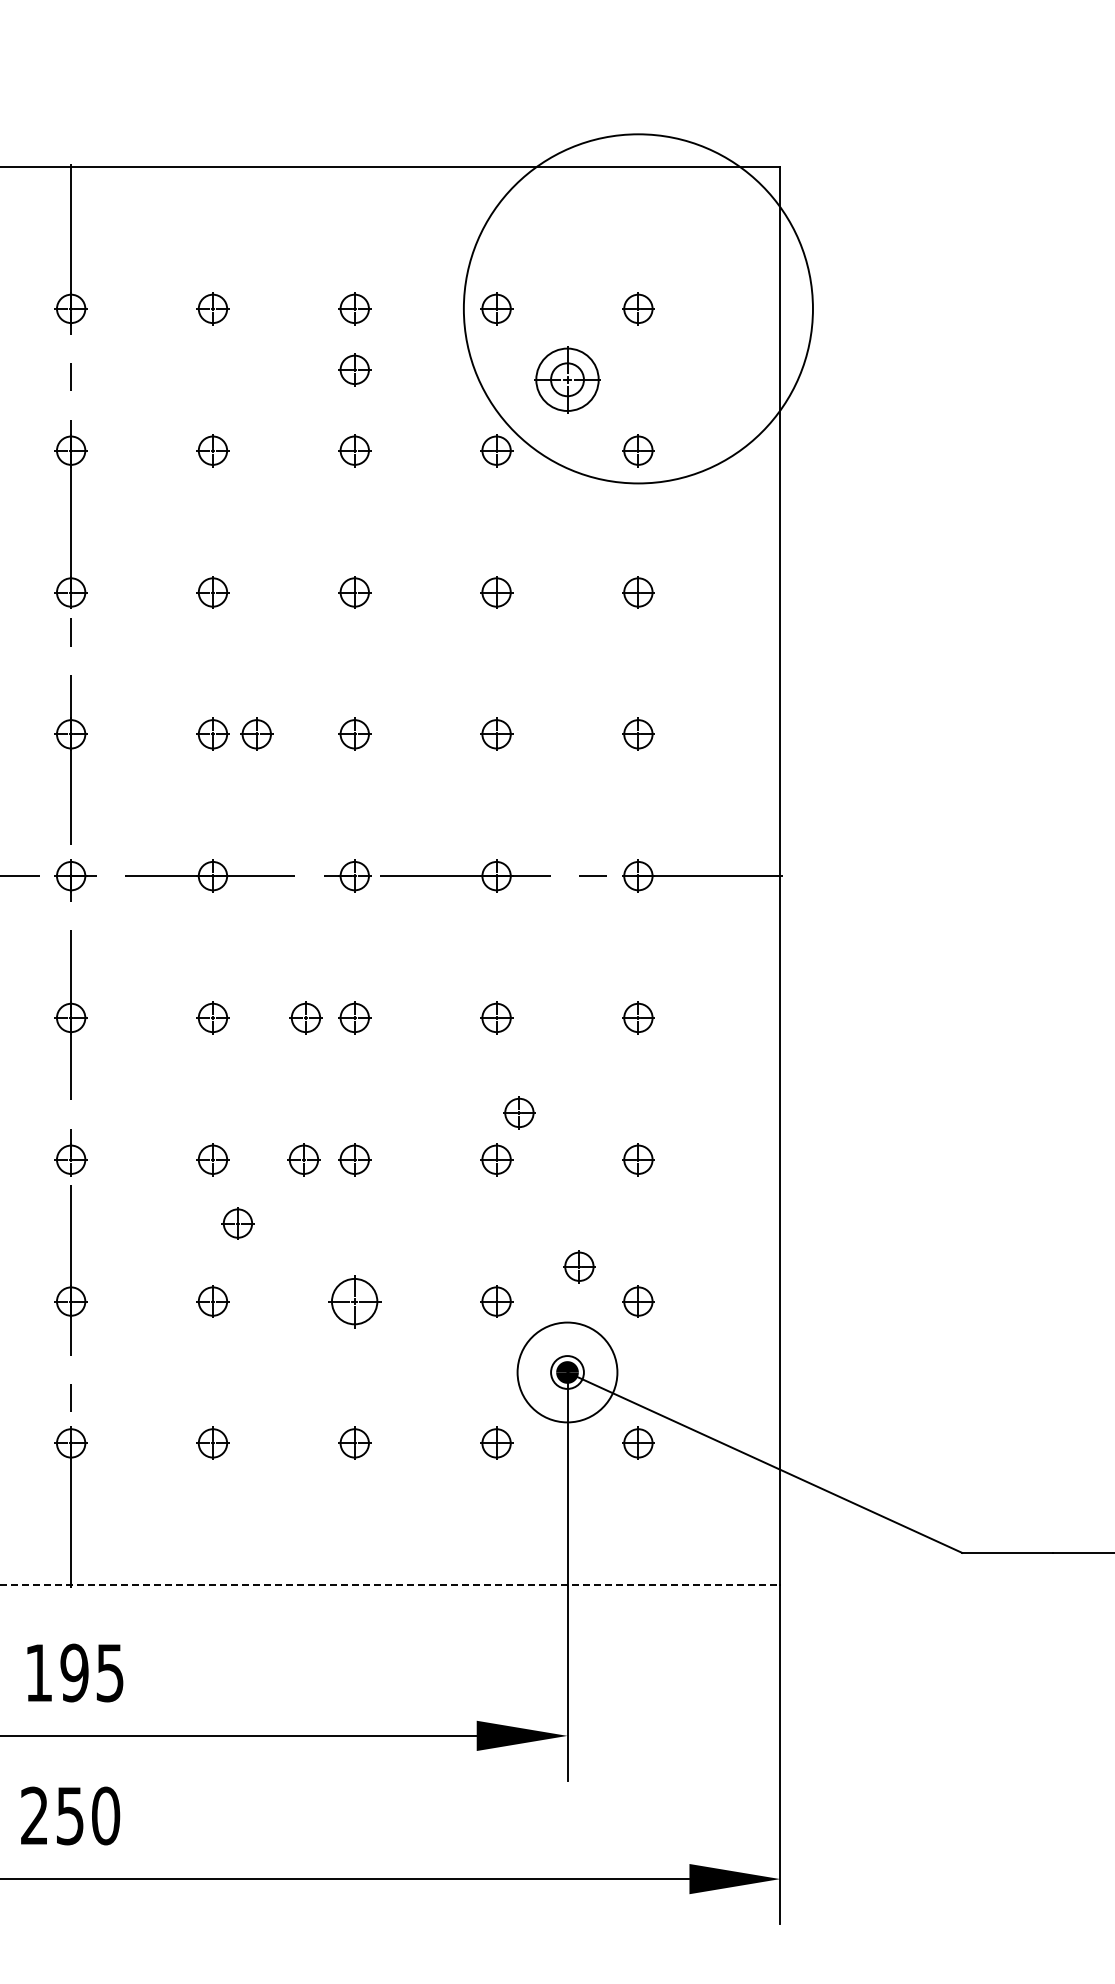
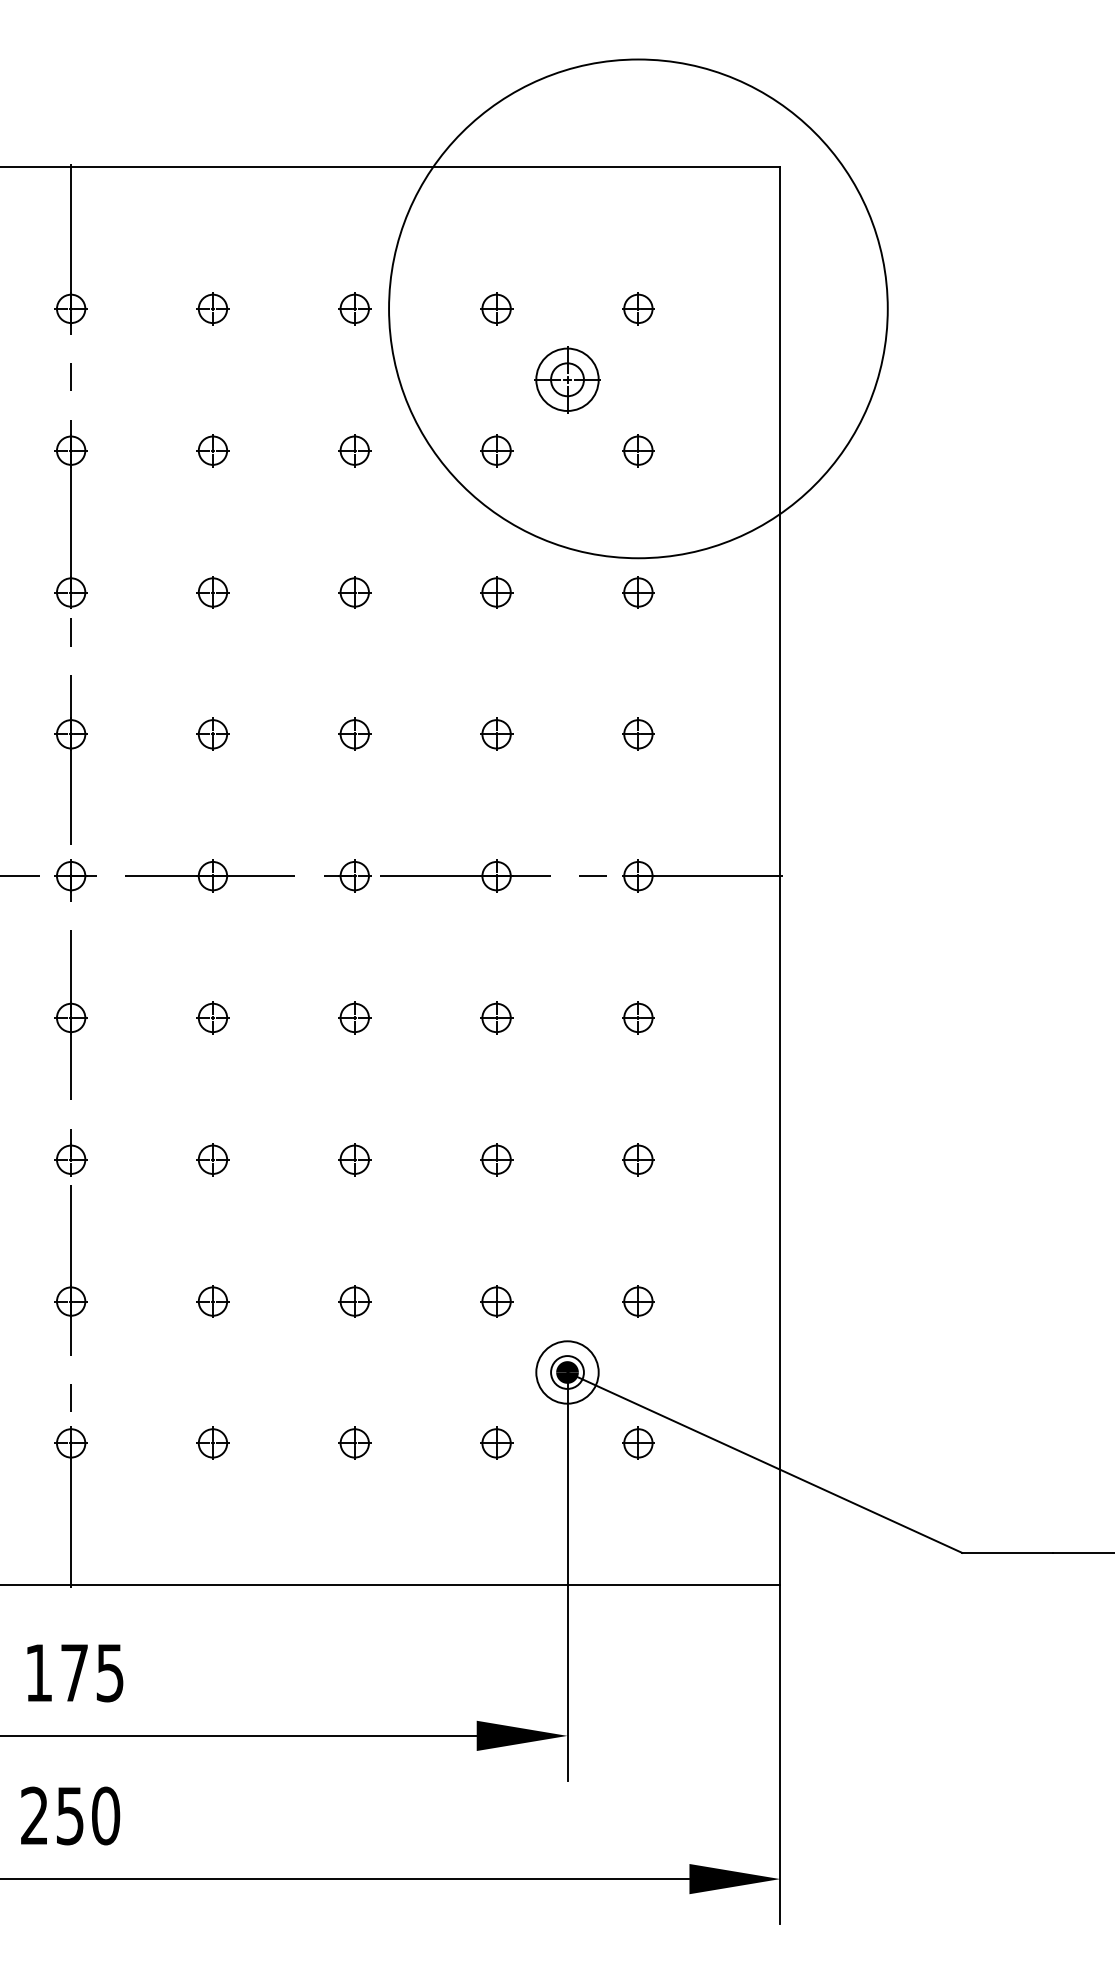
circle diameter: 349 px -> 499 px (638, 308)
part: present -> none (354, 369)
part: present -> none (256, 733)
part: present -> none (305, 1017)
part: present -> none (519, 1112)
part: present -> none (303, 1159)
part: present -> none (237, 1223)
part: present -> none (579, 1266)
part size: 54x54 px -> 34x33 px (354, 1301)
circle diameter: 100 px -> 62 px (567, 1372)
line: dashed -> solid (390, 1585)
text: 195 -> 175 (74, 1672)
